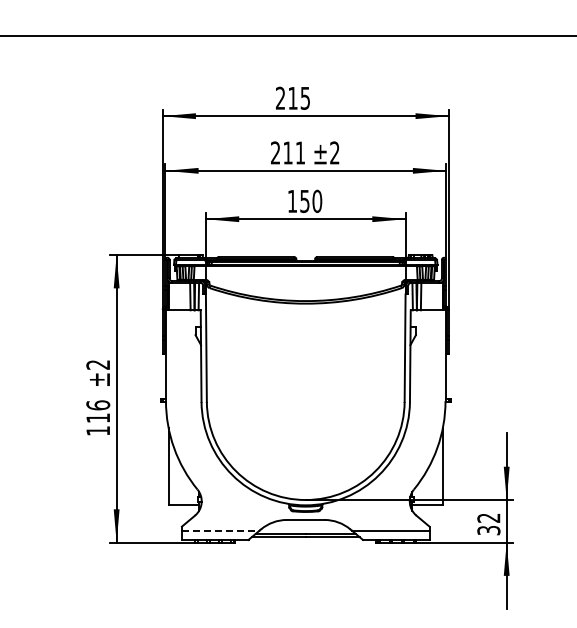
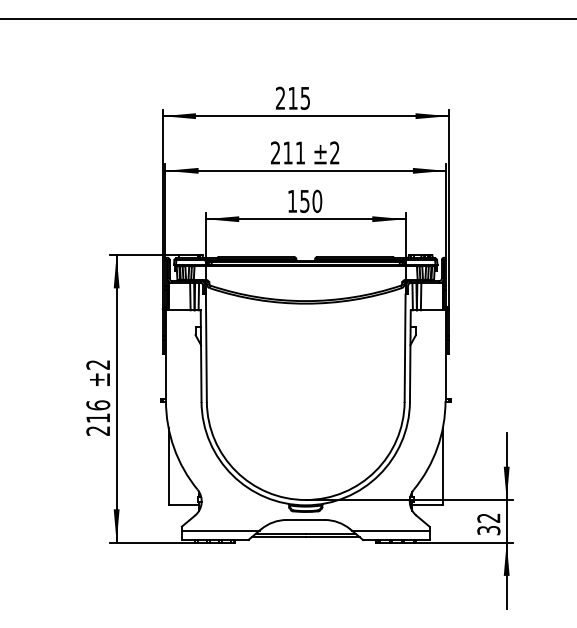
line position: (287, 35) -> (287, 18) (287, 18)
text: 116 -> 216 (97, 430)
line: dashed -> solid (220, 530)
